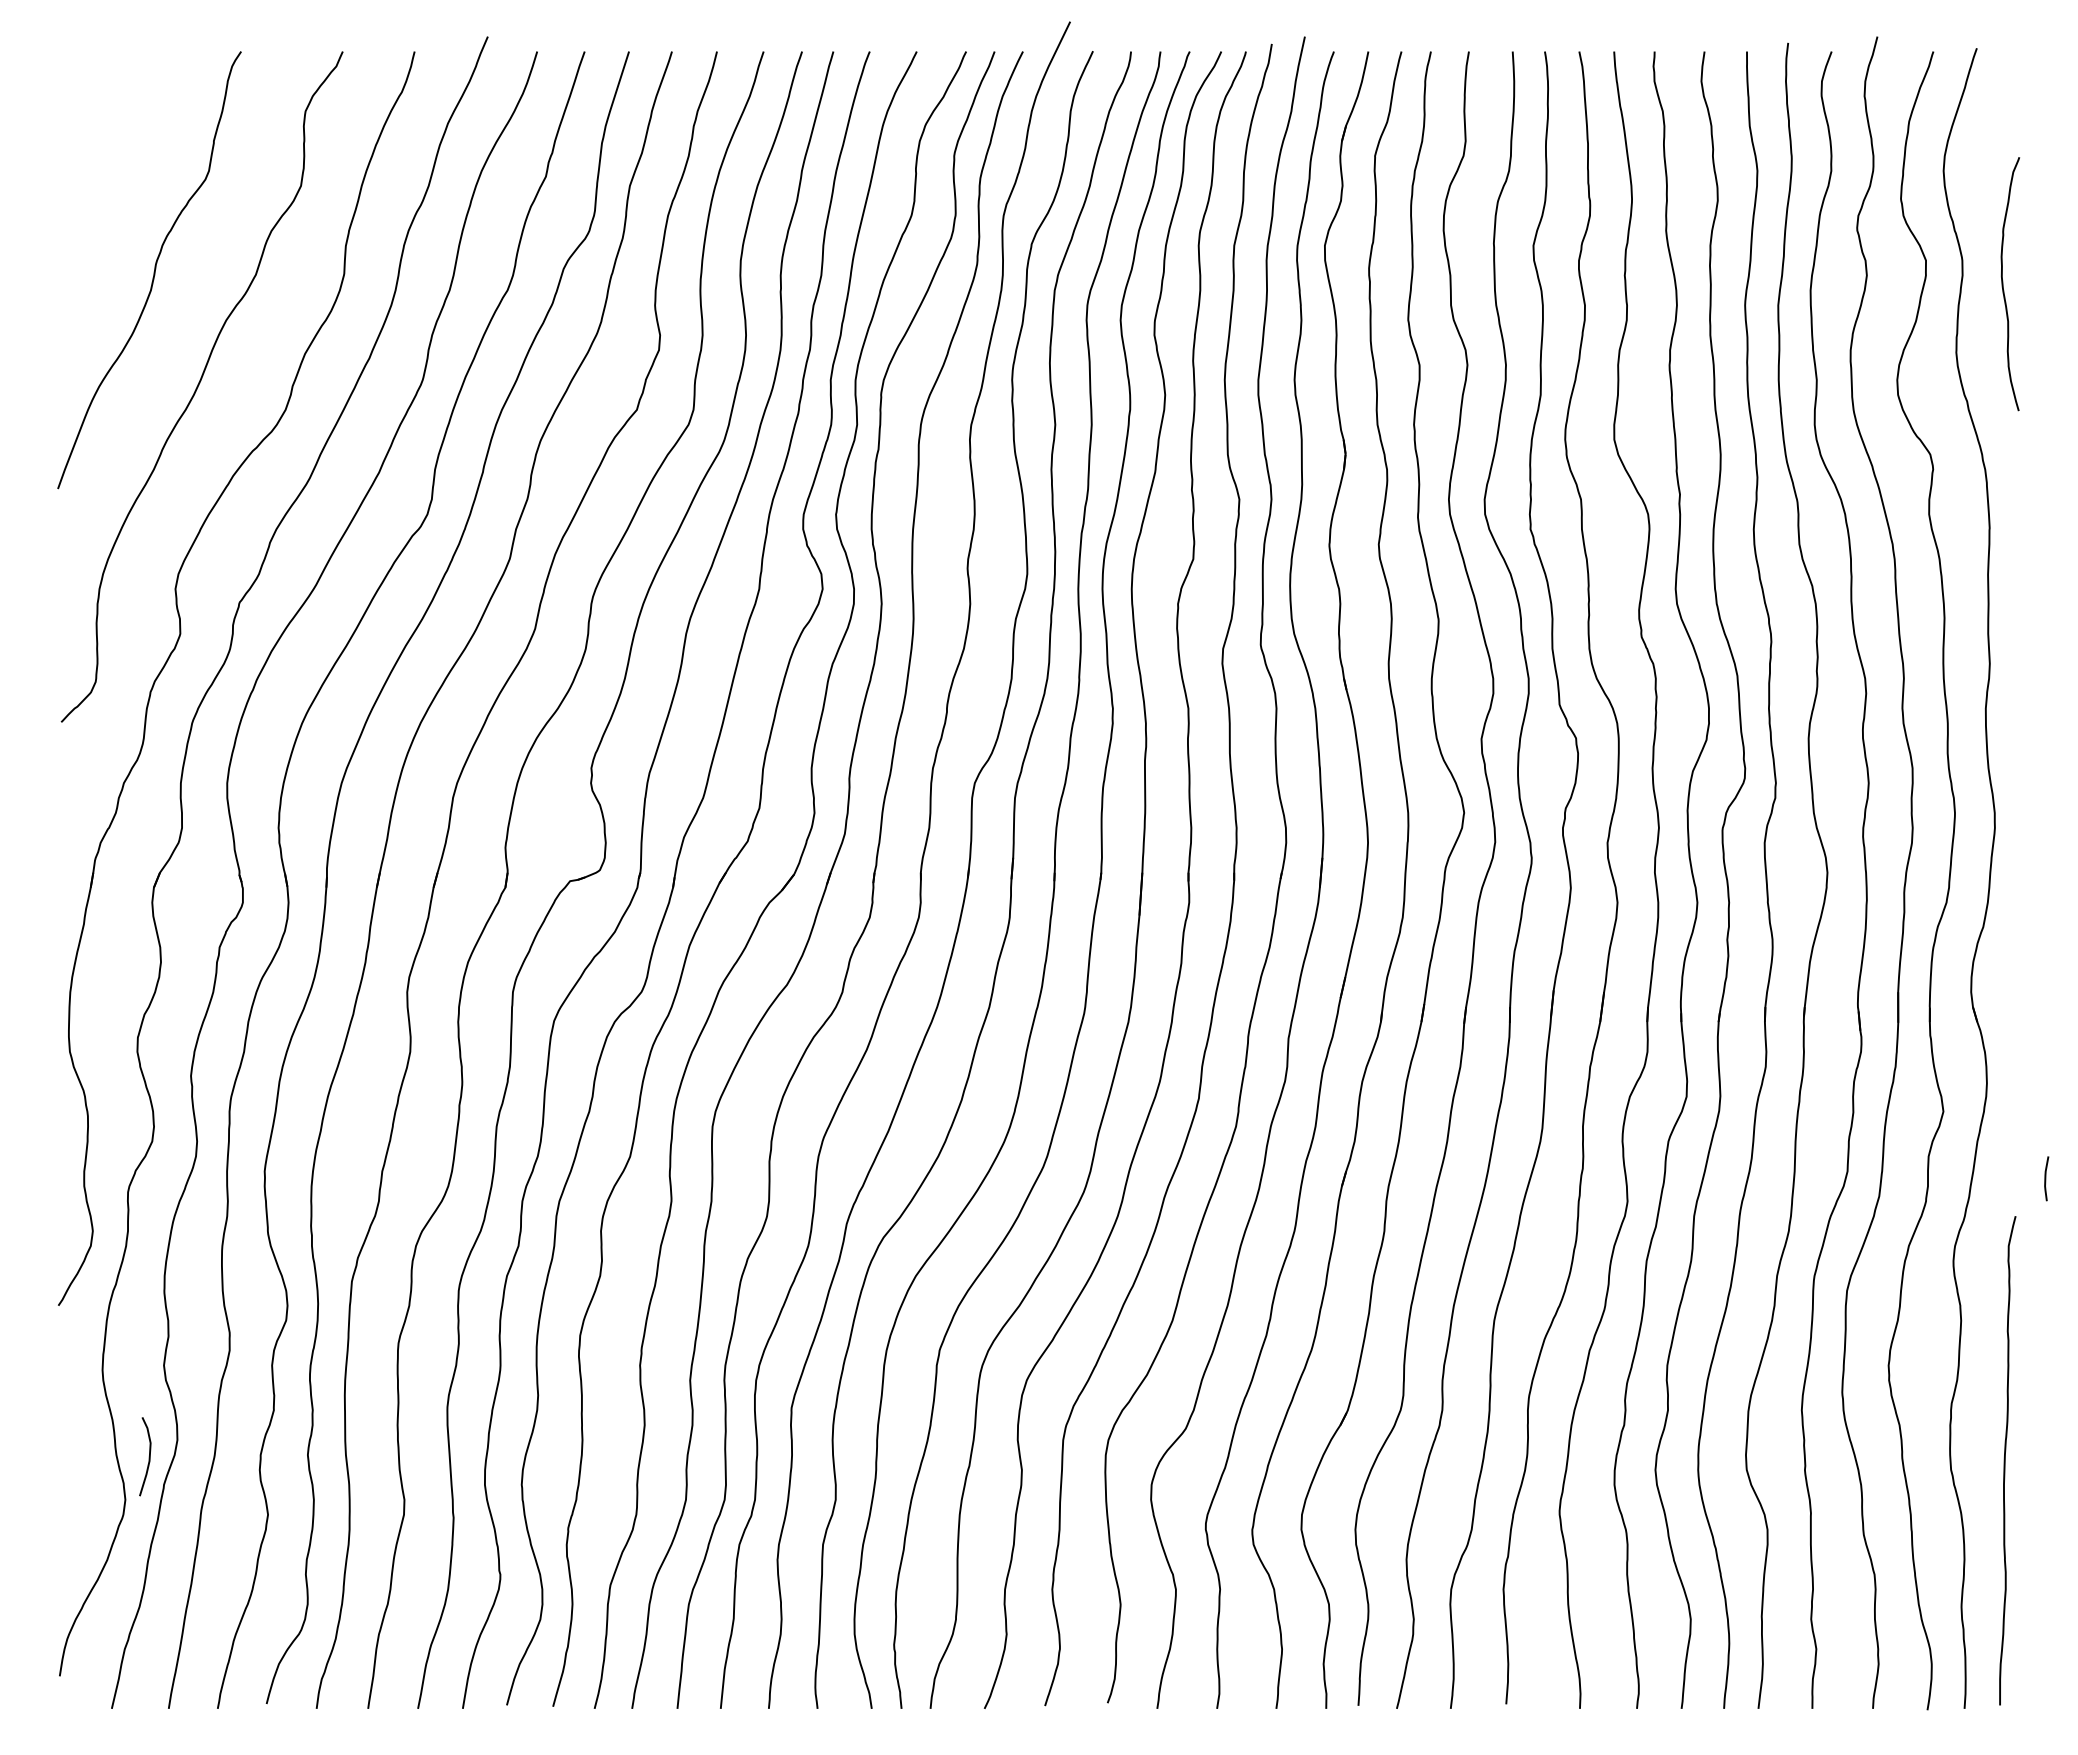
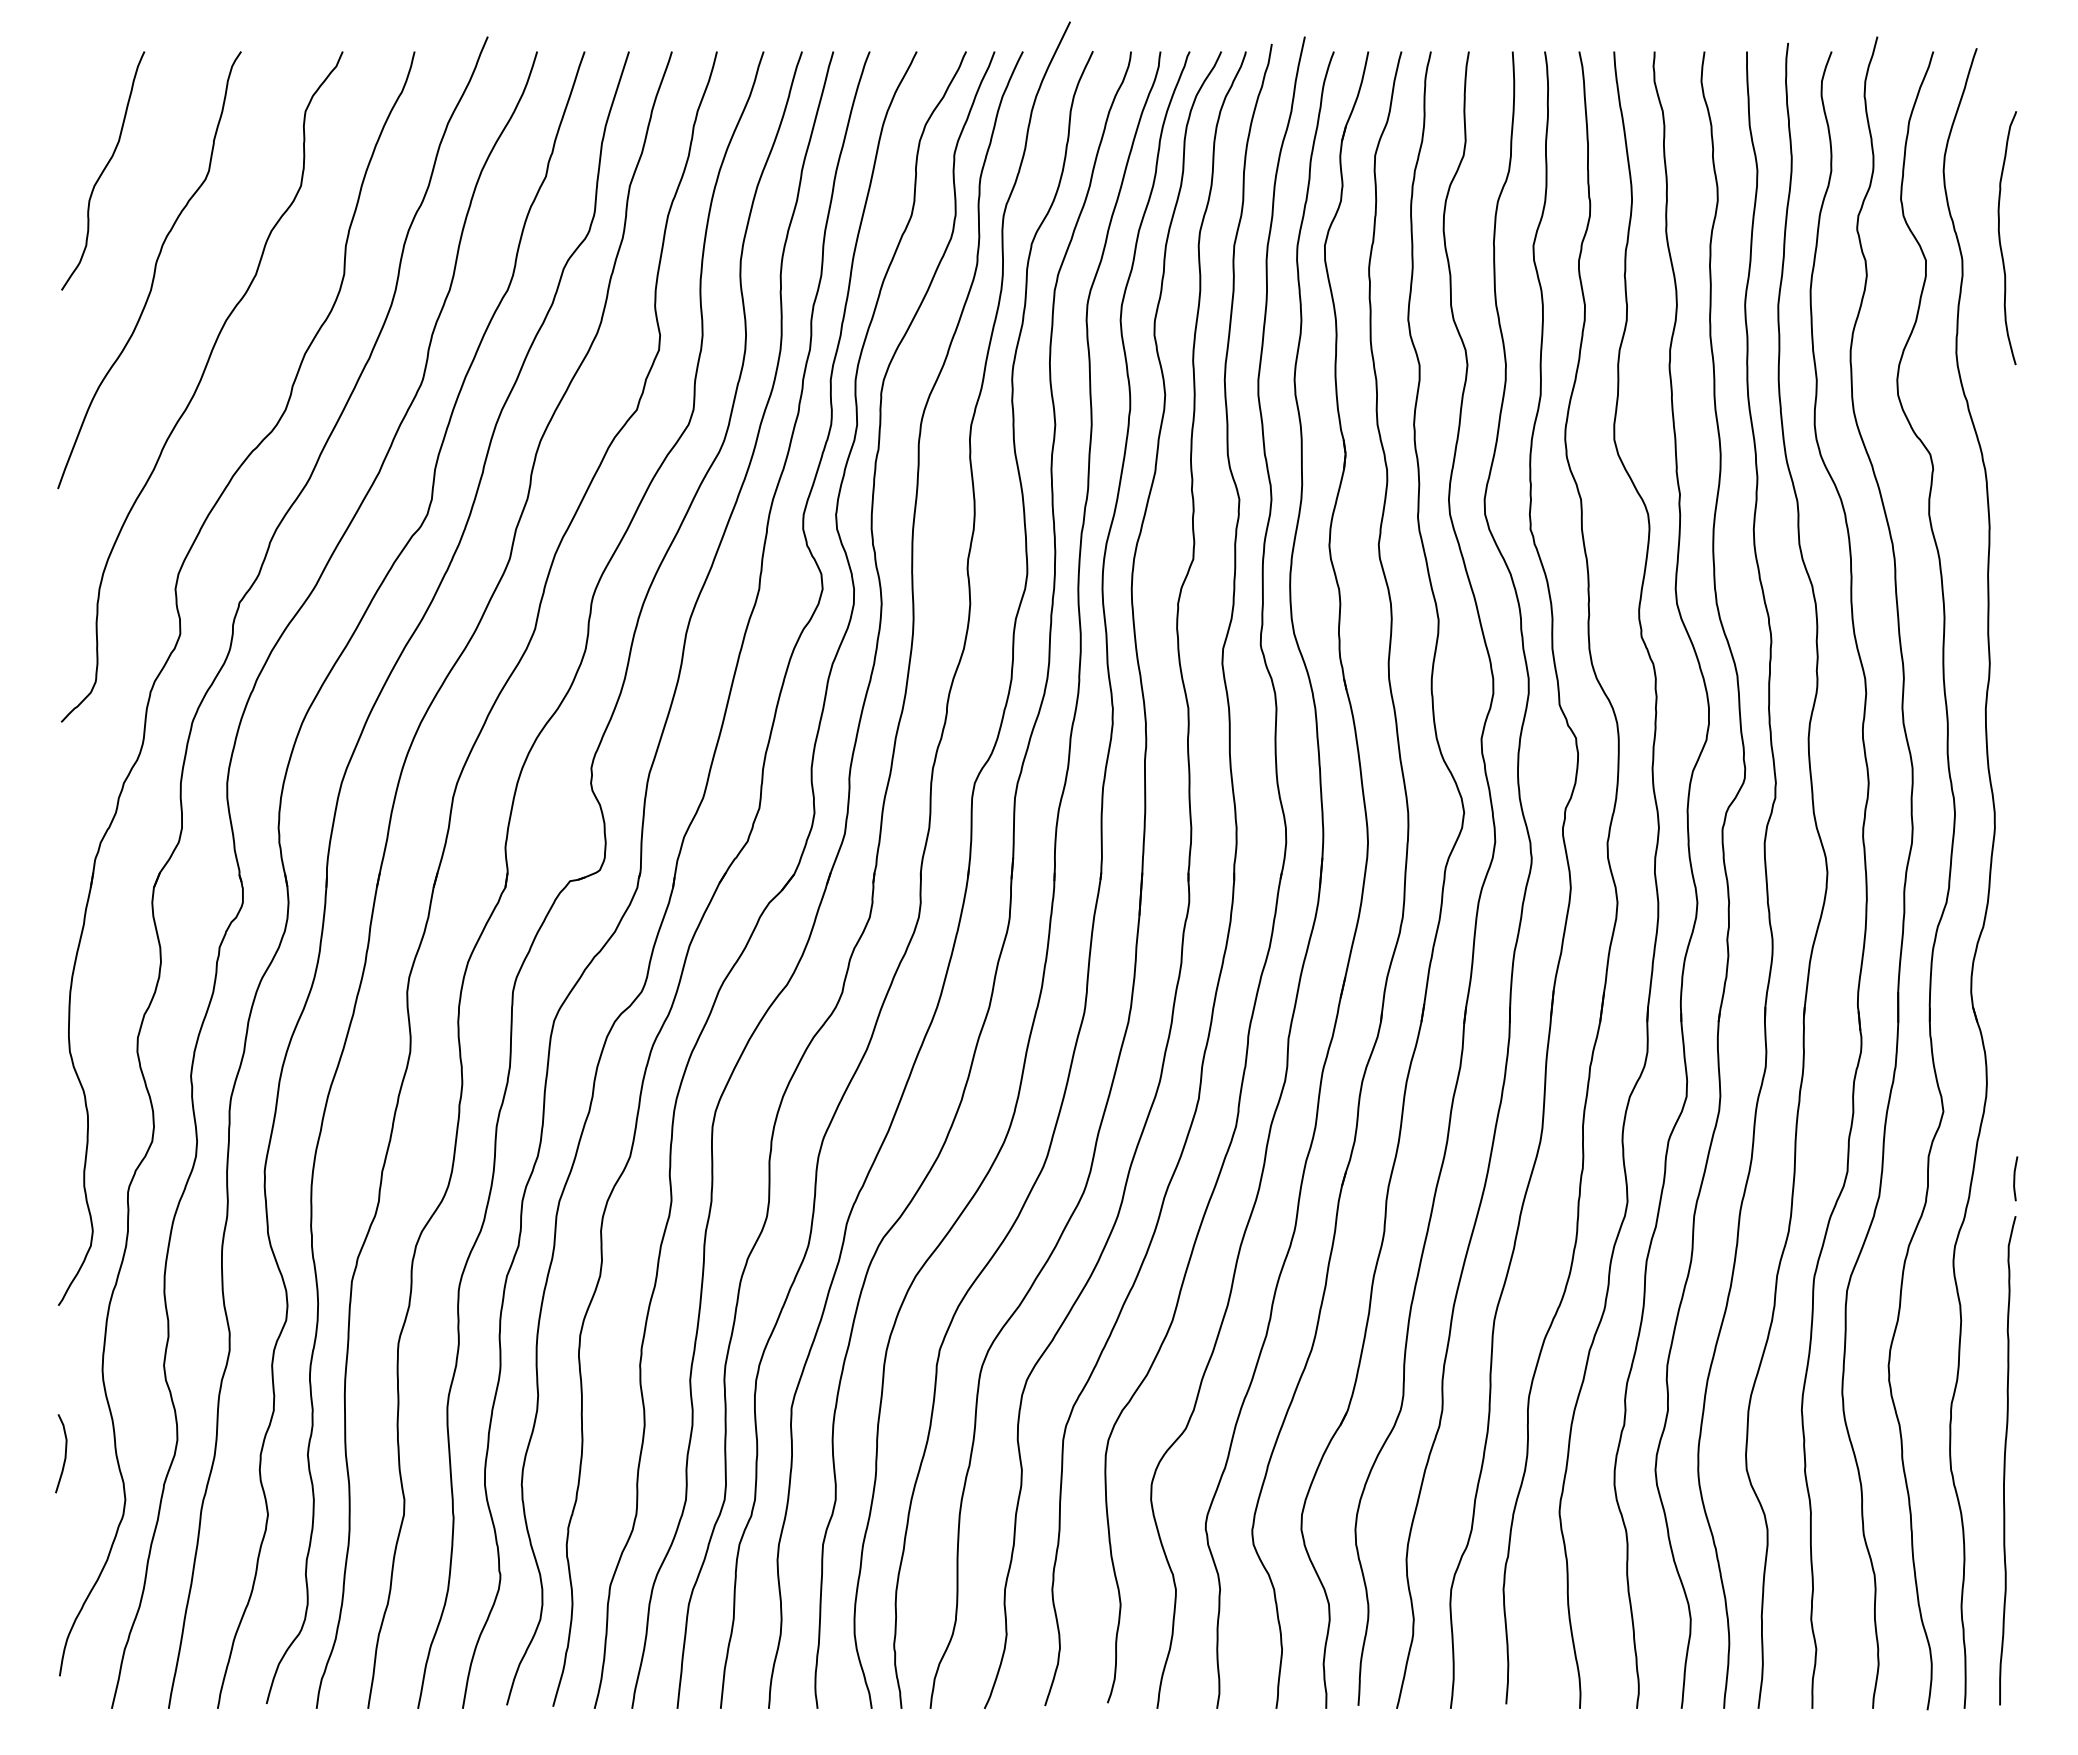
curve: none -> present (103, 170)
curve position: (2003, 284) -> (2000, 238) (2000, 238)
curve position: (2046, 1178) -> (2015, 1178) (2015, 1178)
curve position: (148, 1456) -> (64, 1453) (64, 1453)
